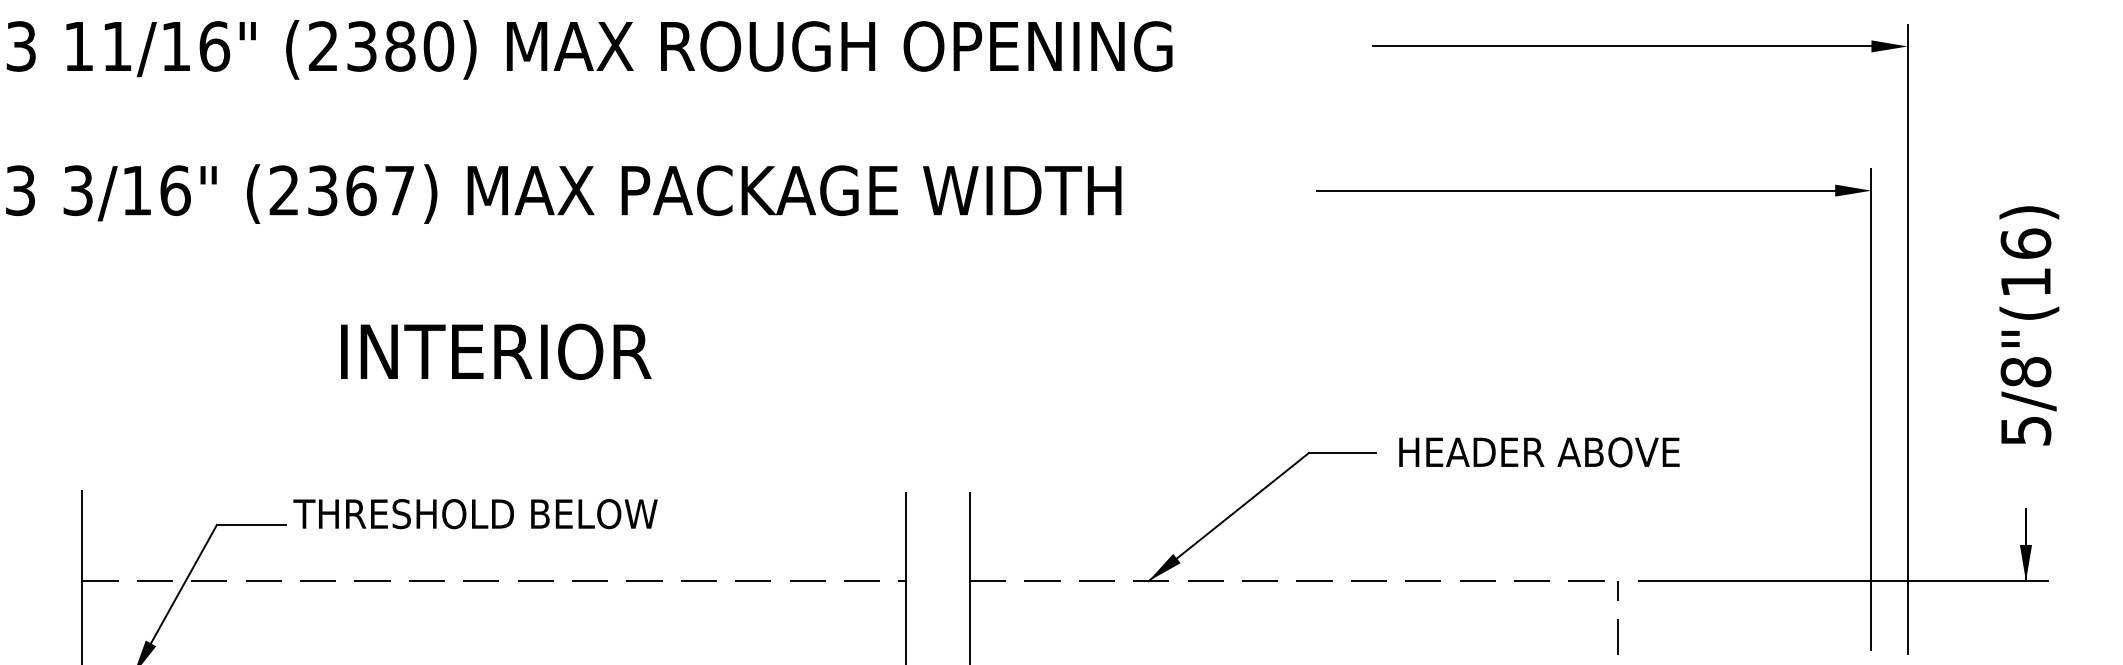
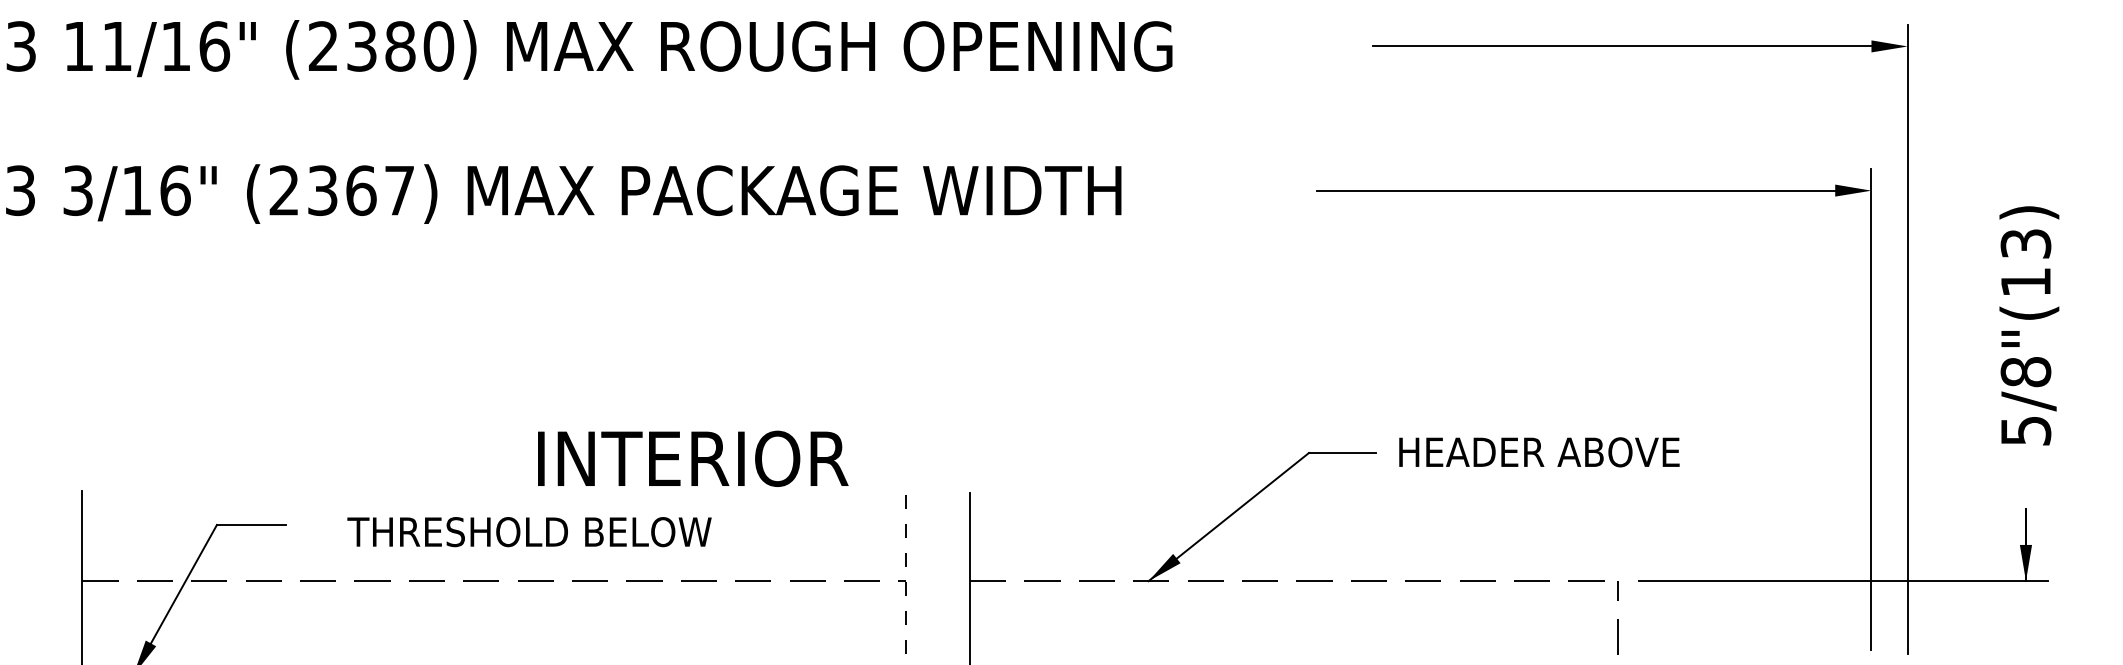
text: 5/8"(16) -> 5/8"(13) (2025, 243)
text position: (496, 351) -> (693, 458) (693, 458)
text position: (475, 514) -> (529, 532) (529, 532)
line: solid -> dashed (905, 578)
